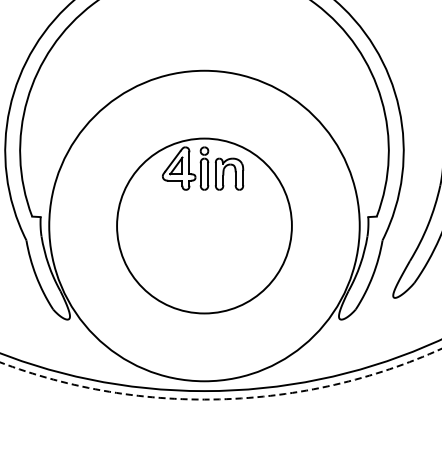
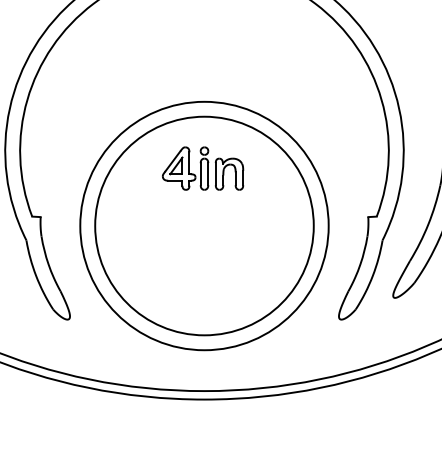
circle diameter: 175 px -> 219 px (204, 225)
circle diameter: 311 px -> 248 px (204, 225)
circle: dashed -> solid (220, 373)
